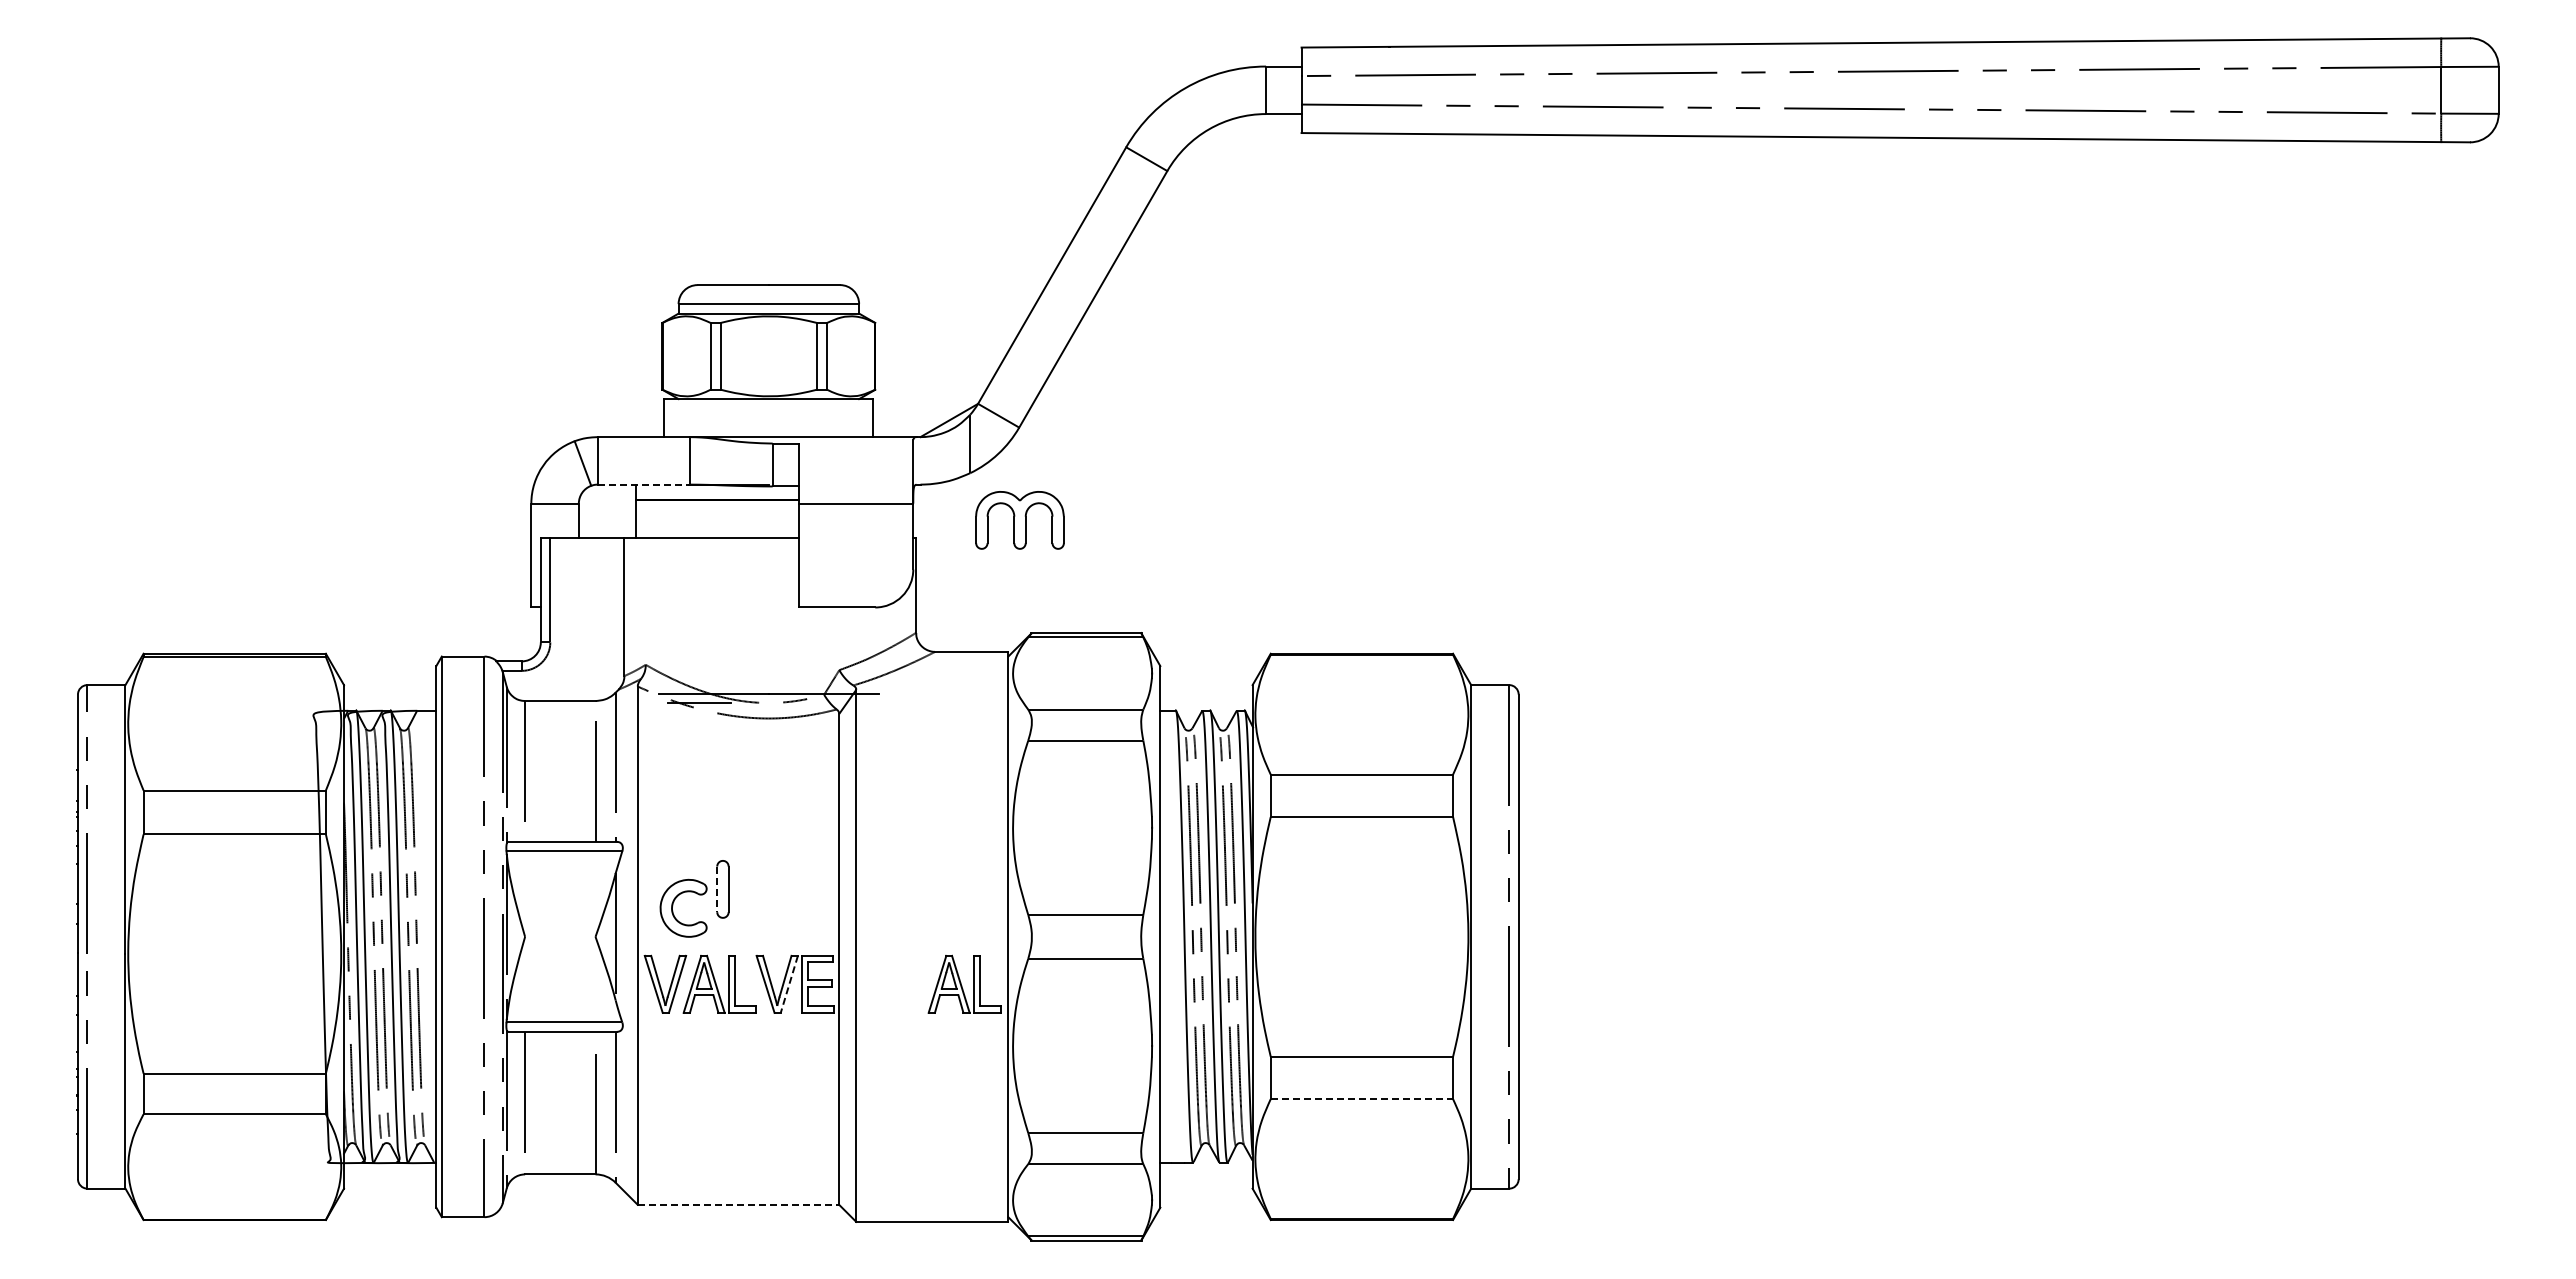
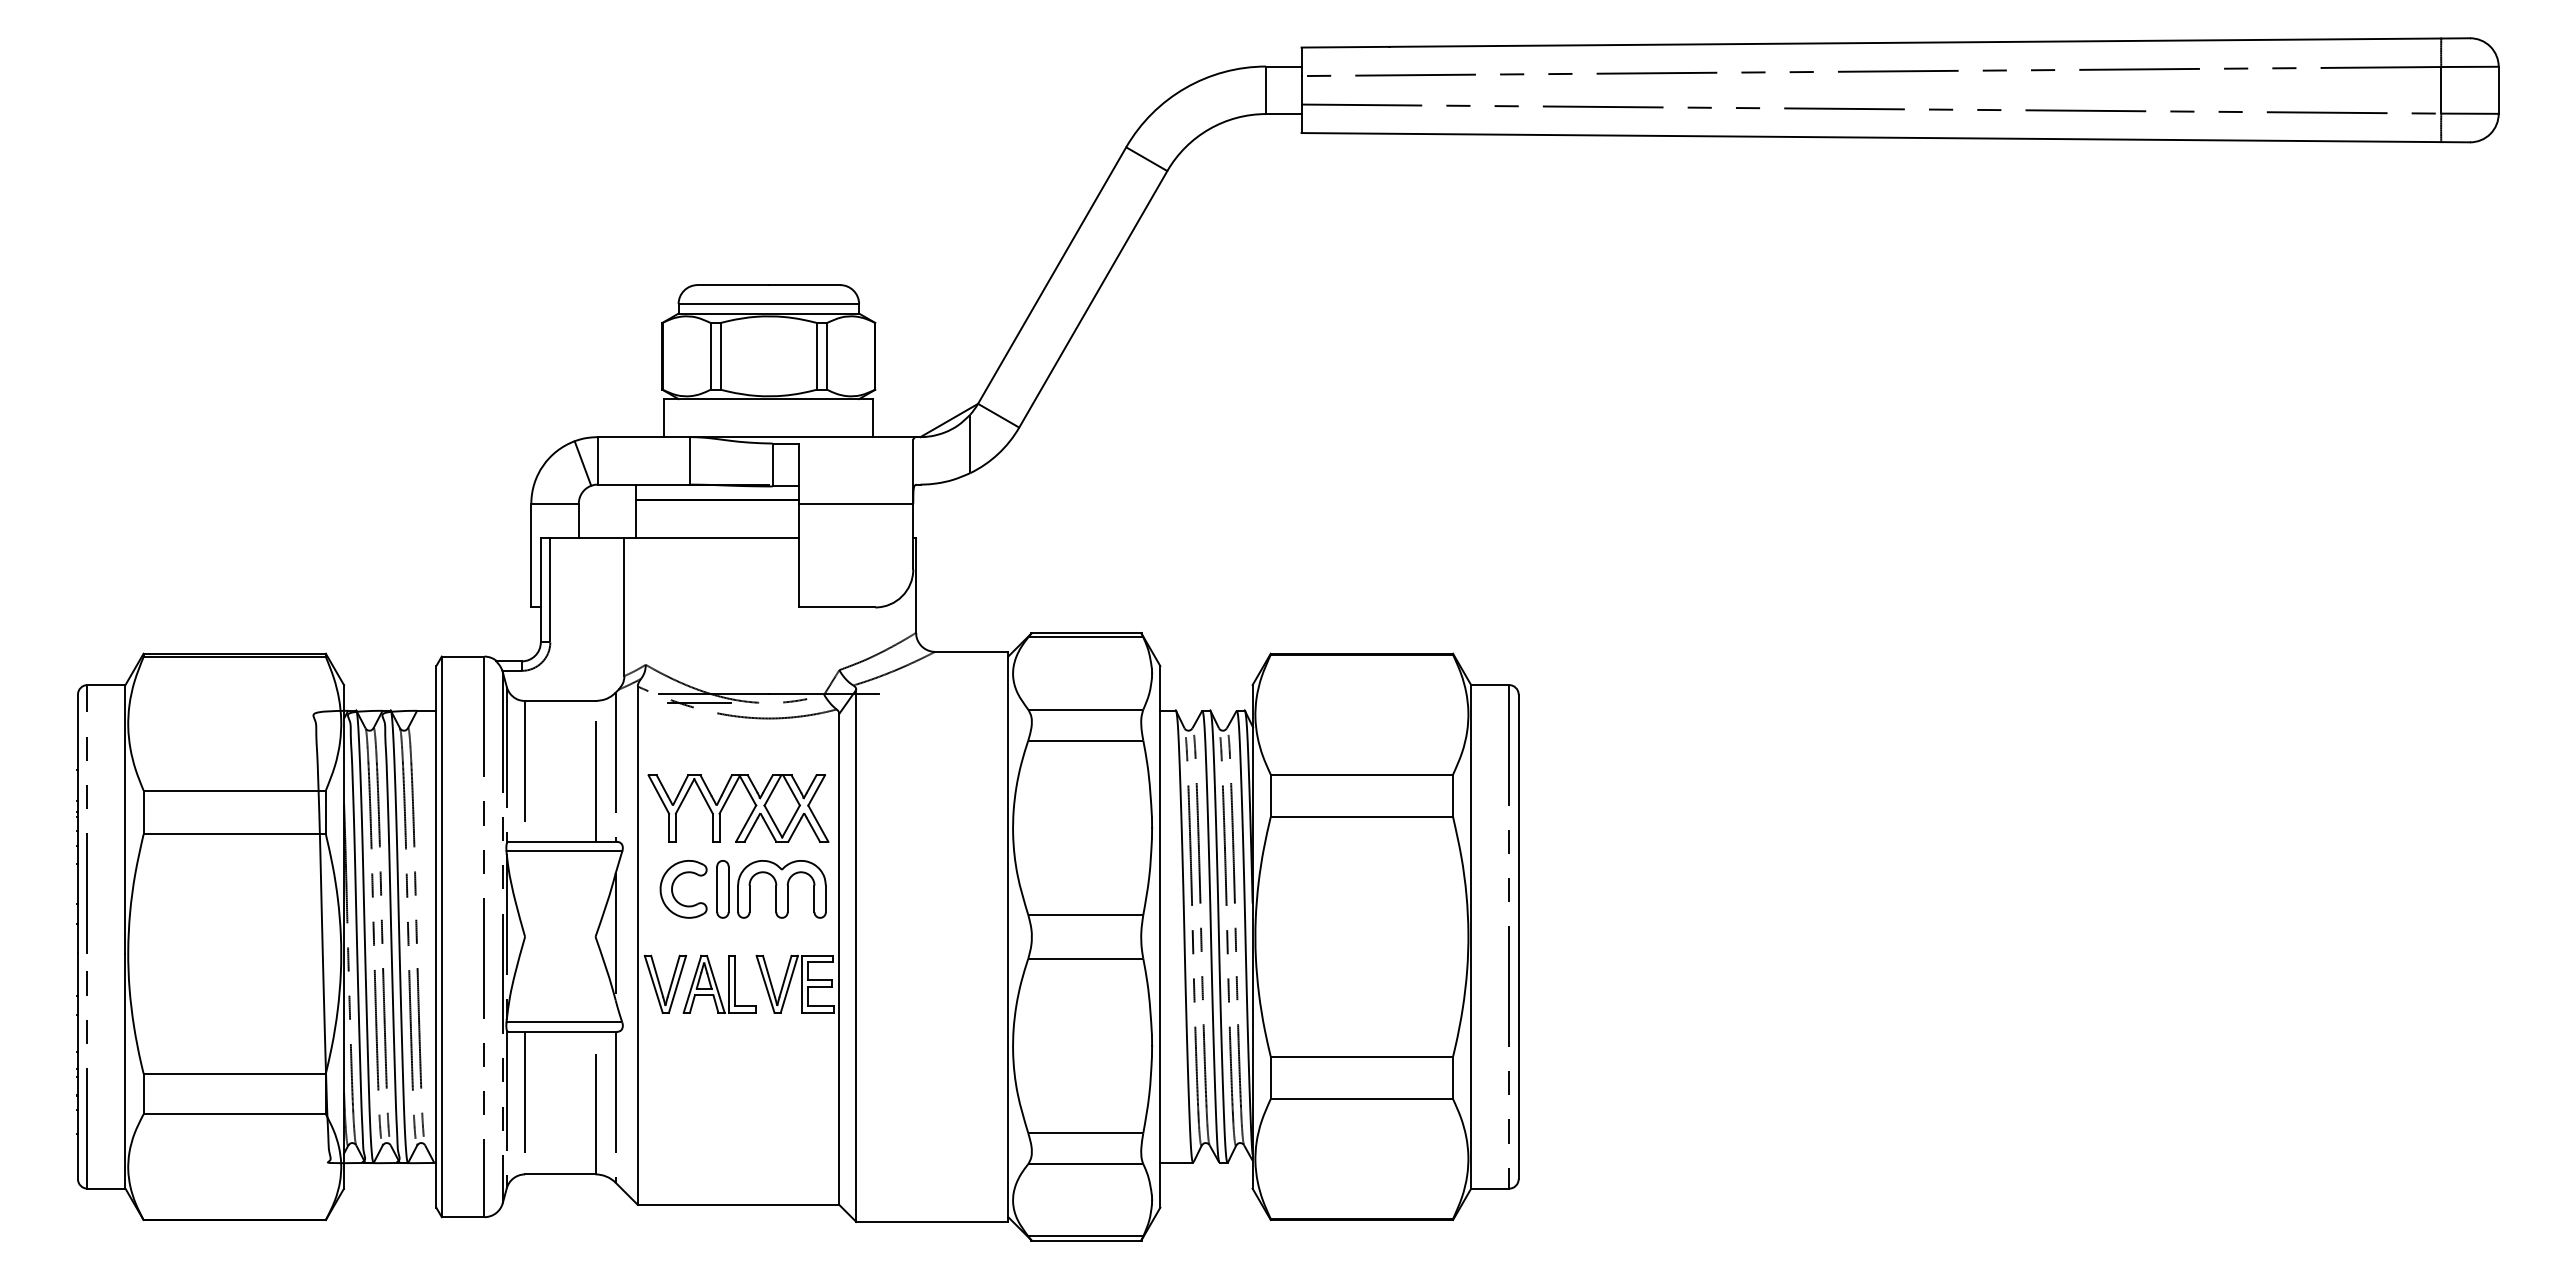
line: dashed -> solid (643, 484)
part position: (1019, 520) -> (781, 889) (781, 889)
part: none -> present (726, 803)
line: dashed -> solid (717, 889)
part position: (673, 905) -> (673, 886) (673, 886)
part: present -> none (964, 983)
line: dashed -> solid (789, 984)
line: dashed -> solid (1362, 1099)
line: dashed -> solid (738, 1204)
